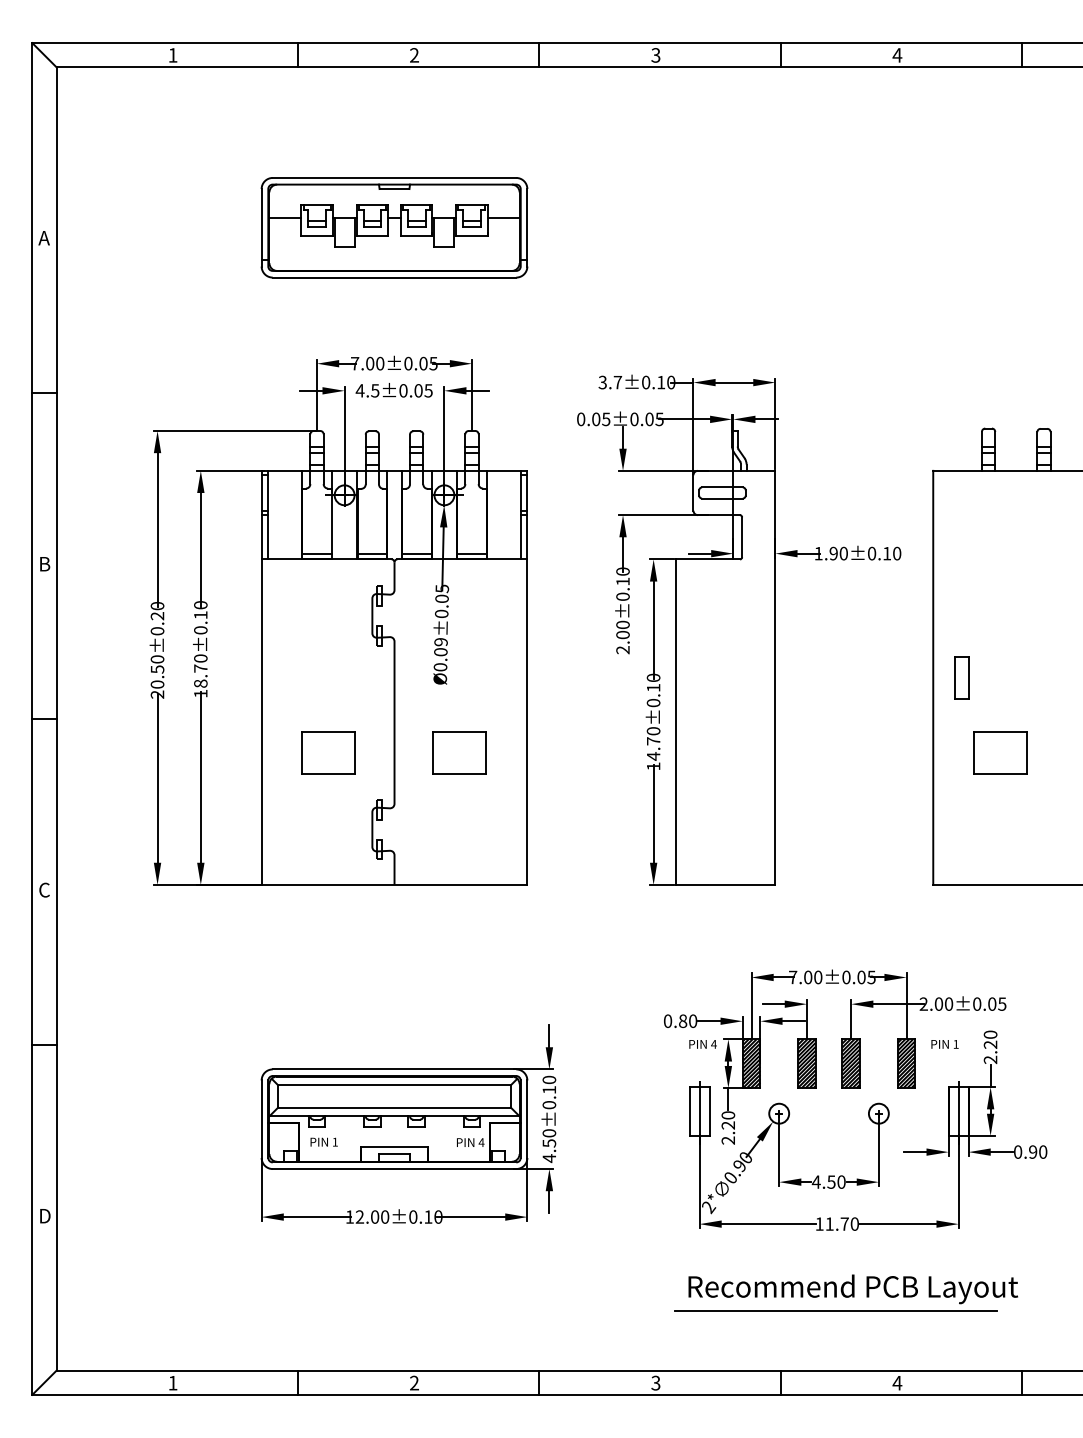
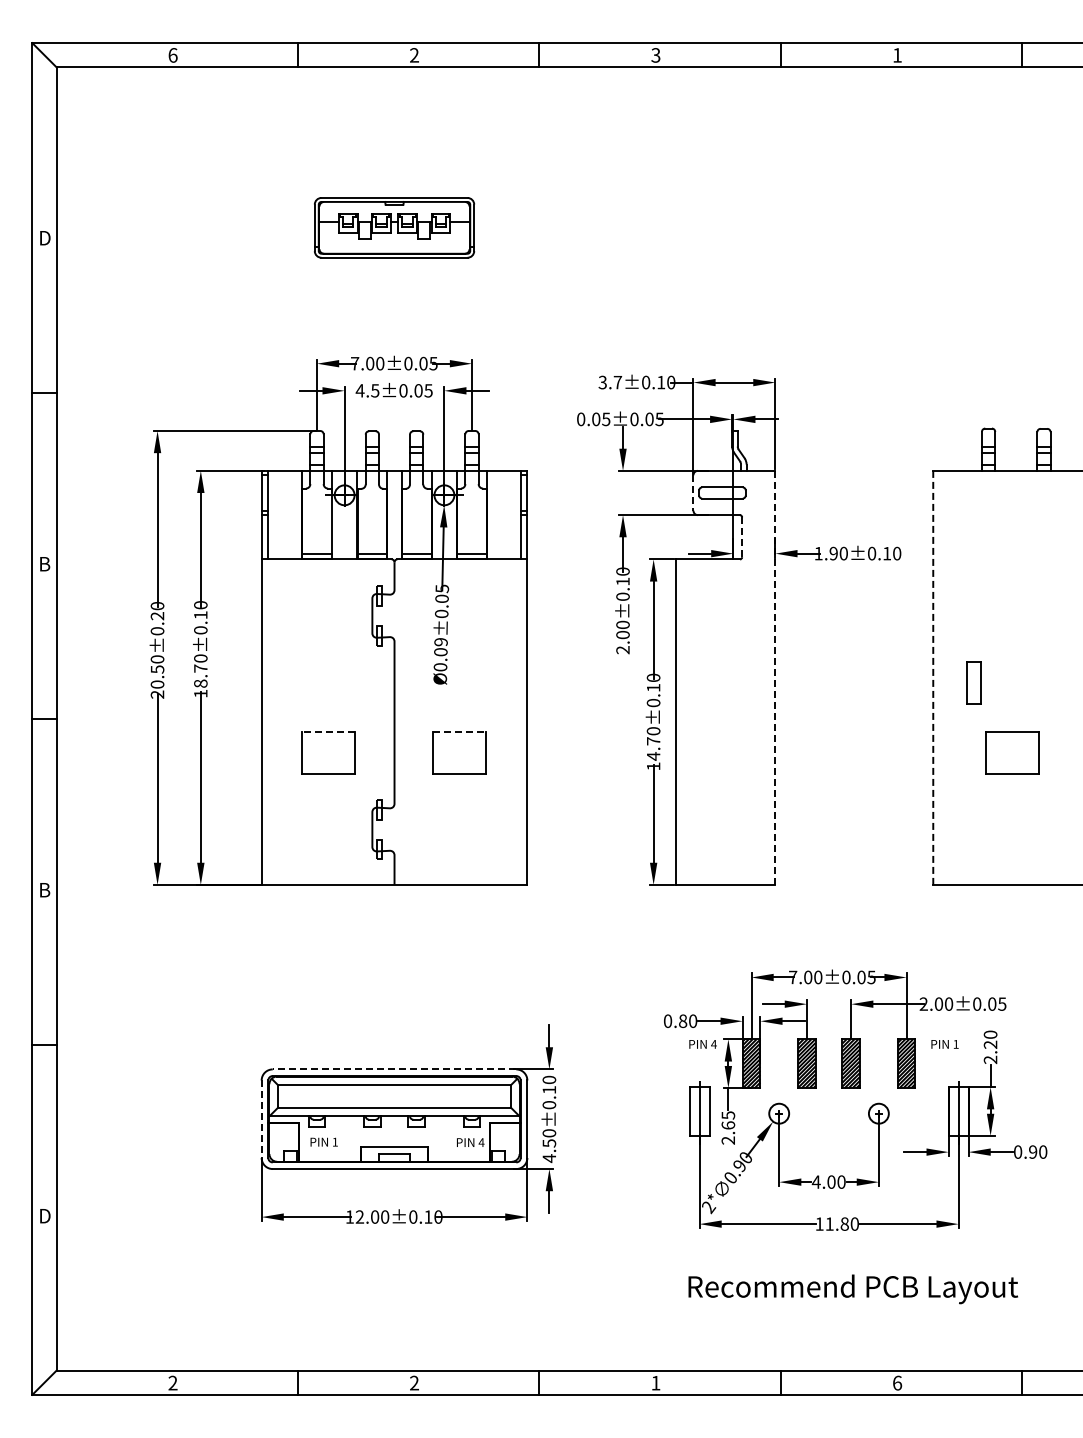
text: 1 -> 6 (172, 55)
text: 4 -> 1 (897, 55)
part size: 269x102 px -> 162x62 px (394, 227)
text: A -> D (44, 238)
line: solid -> dashed (693, 493)
line: solid -> dashed (742, 537)
line: solid -> dashed (933, 677)
part position: (961, 677) -> (973, 682) (973, 682)
line: solid -> dashed (775, 678)
line: solid -> dashed (328, 732)
line: solid -> dashed (459, 732)
part position: (1000, 752) -> (1012, 752) (1012, 752)
text: C -> B (44, 889)
line: solid -> dashed (394, 1069)
line: solid -> dashed (261, 1119)
text: 2.20 -> 2.65 (728, 1120)
text: 4.50 -> 4.00 (831, 1181)
text: 11.70 -> 11.80 (844, 1223)
line: present -> none (836, 1310)
text: 1 -> 2 (172, 1382)
text: 3 -> 1 (655, 1382)
text: 4 -> 6 (897, 1382)
